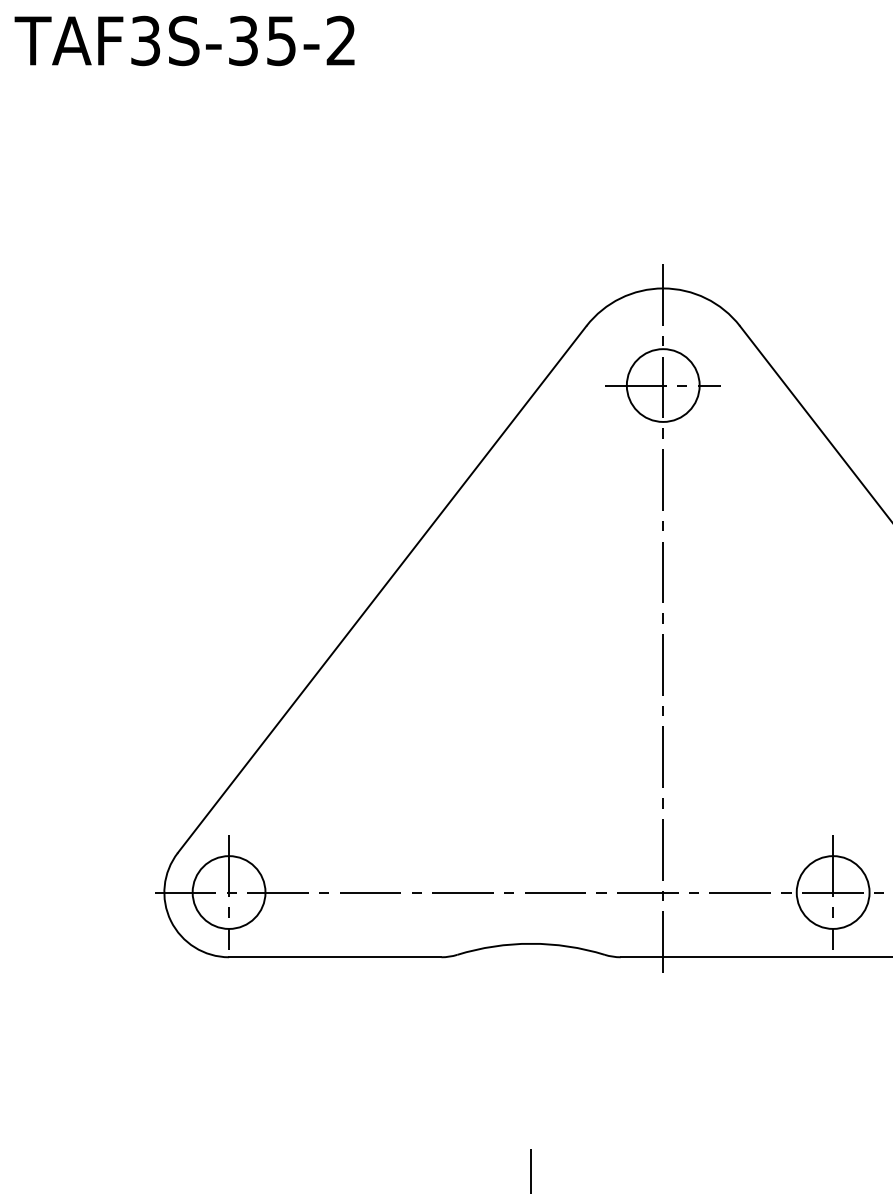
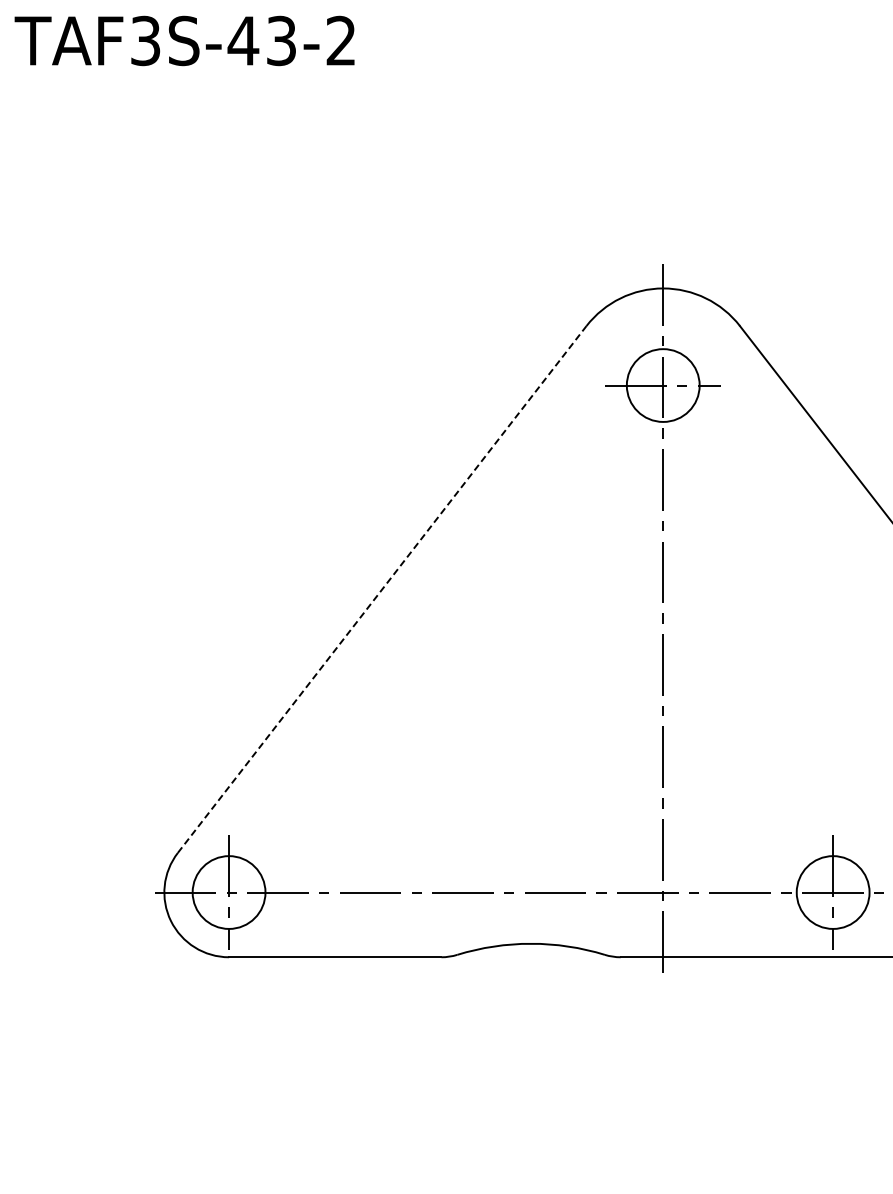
text: TAF3S-35-2 -> TAF3S-43-2 (261, 40)
line: solid -> dashed (382, 589)
line: present -> none (531, 1169)
